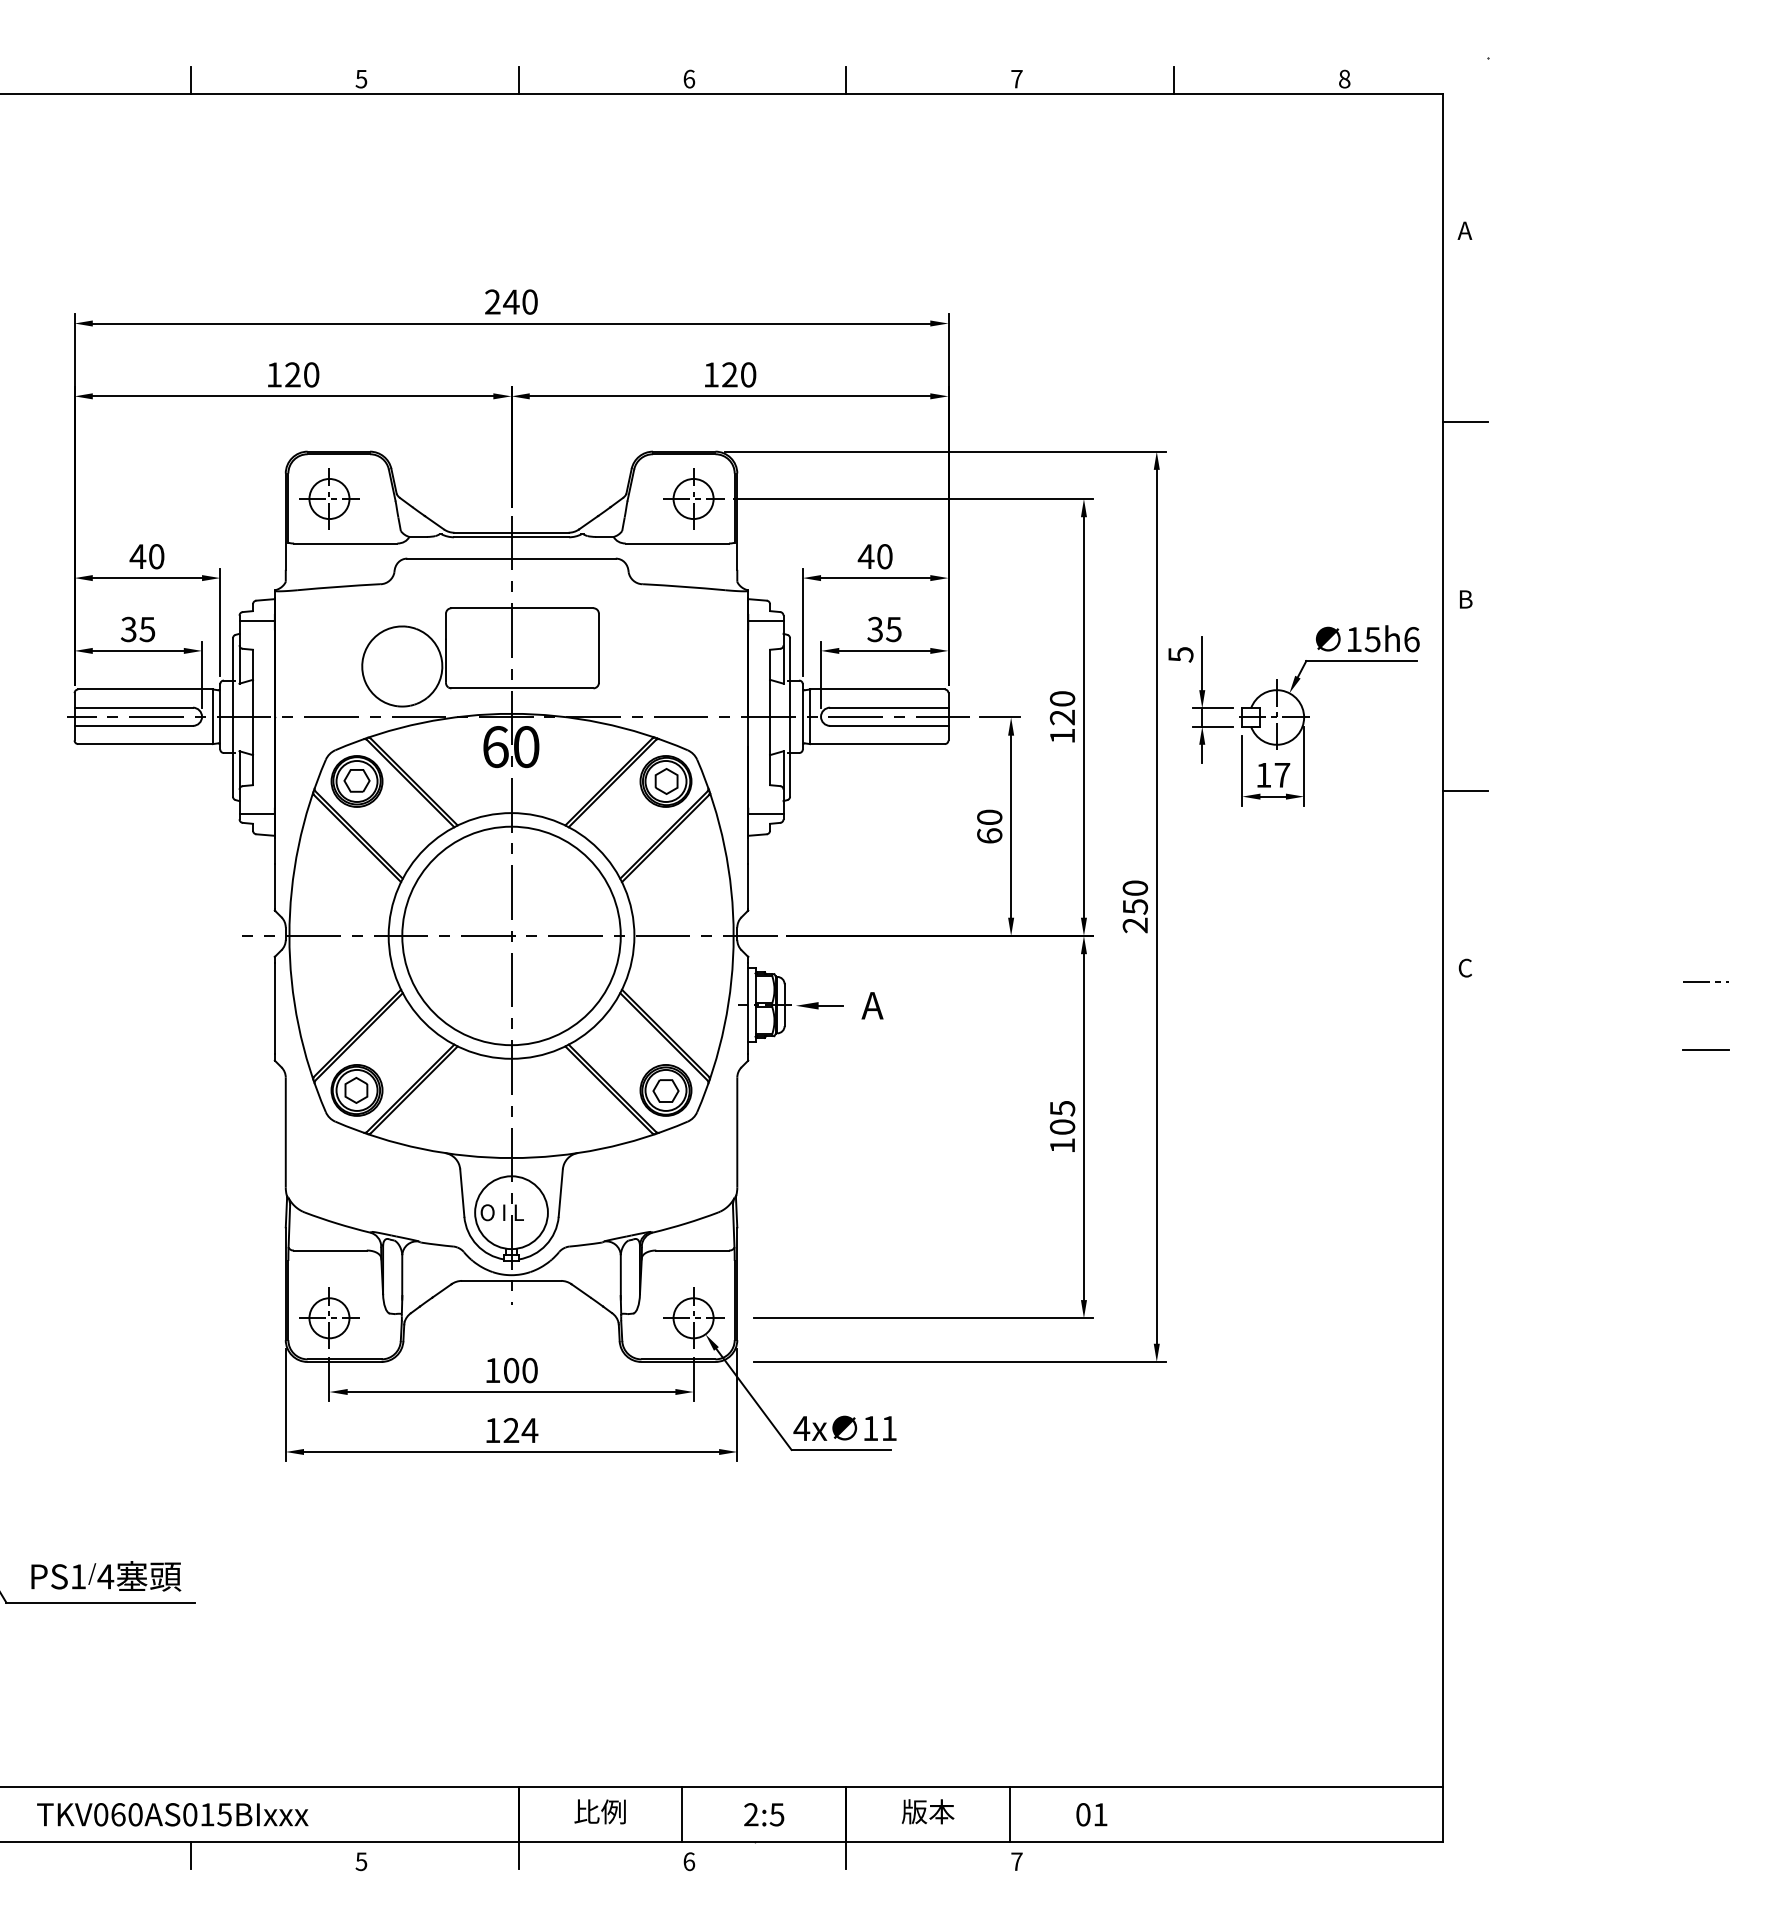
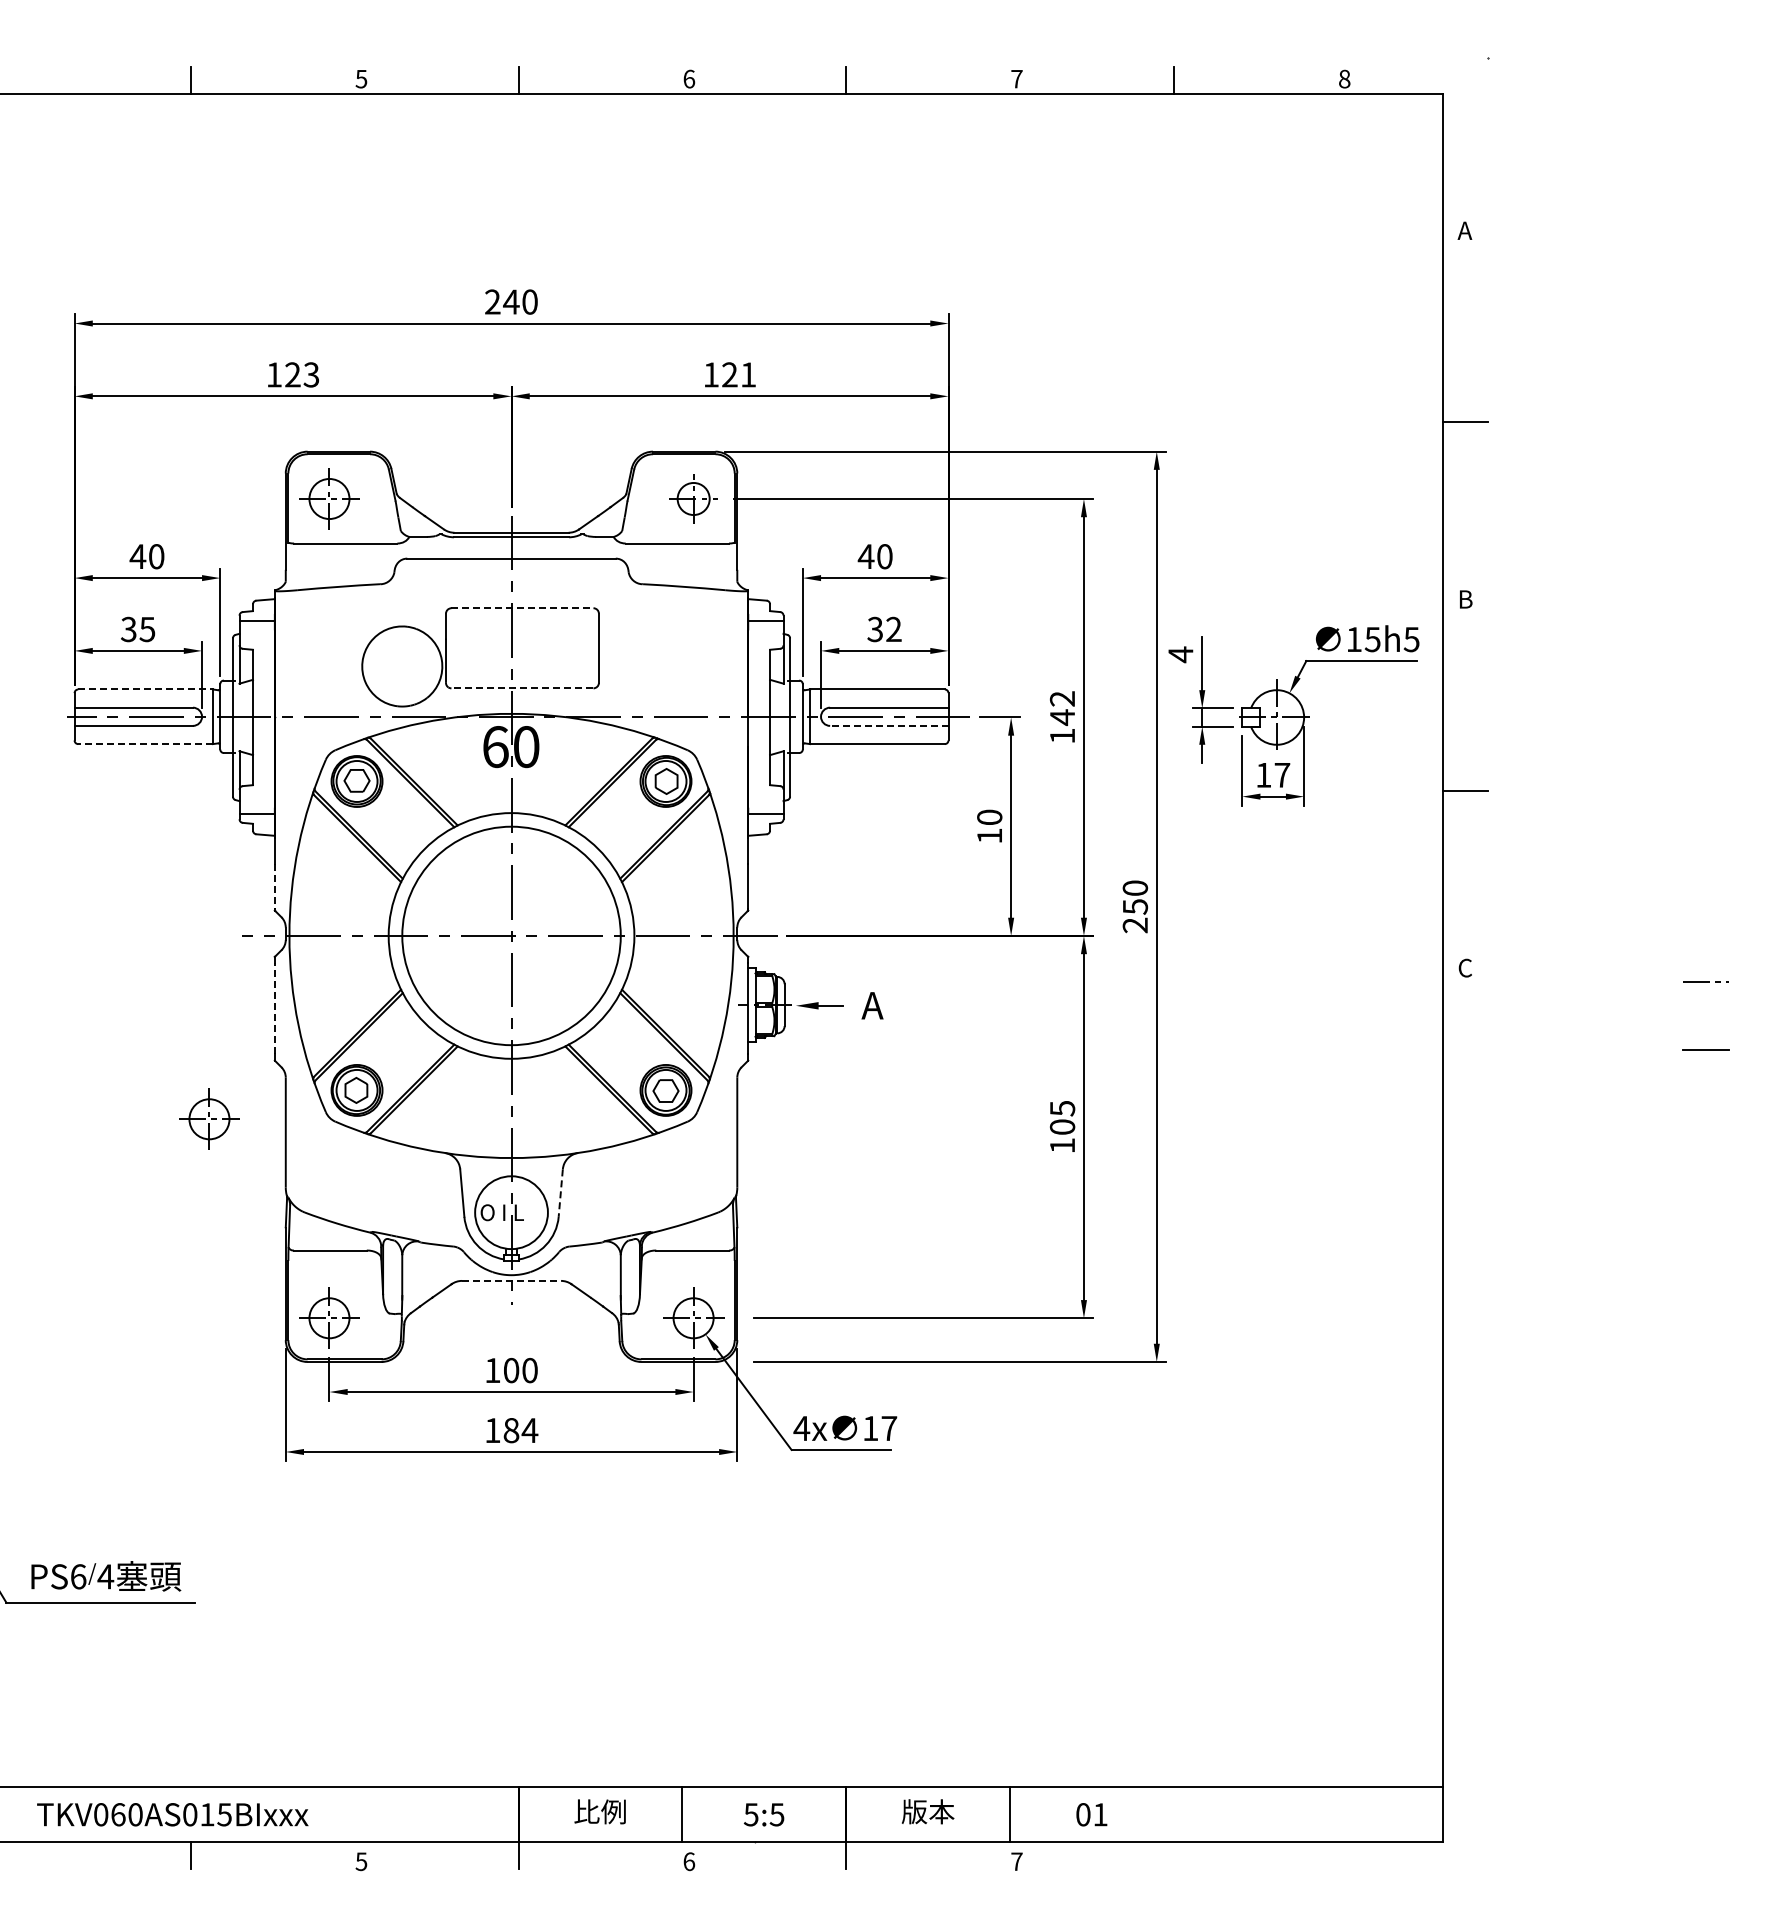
text: 120 -> 123 (311, 374)
text: 120 -> 121 (748, 374)
part size: 62x62 px -> 49x50 px (693, 498)
line: solid -> dashed (522, 608)
text: 35 -> 32 (893, 629)
text: 15h6 -> 15h5 (1411, 639)
text: 5 -> 4 (1180, 654)
line: solid -> dashed (521, 688)
line: solid -> dashed (146, 689)
text: 120 -> 142 (1062, 708)
line: solid -> dashed (888, 725)
line: solid -> dashed (145, 744)
text: 60 -> 10 (989, 835)
line: solid -> dashed (274, 886)
line: solid -> dashed (274, 1008)
part: none -> present (209, 1118)
line: solid -> dashed (560, 1193)
line: solid -> dashed (511, 1280)
text: 11 -> 17 (889, 1428)
text: 124 -> 184 (511, 1430)
text: PS1 -> PS6 (78, 1576)
text: 2:5 -> 5:5 (750, 1814)
